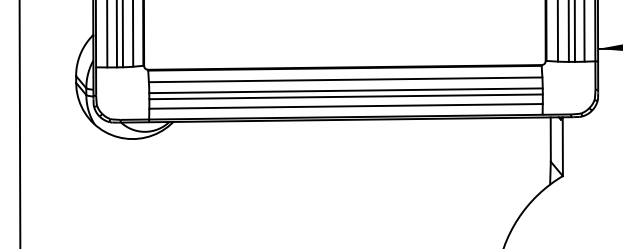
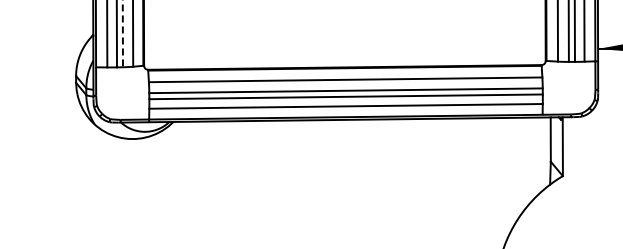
line: solid -> dashed (122, 34)
line: present -> none (19, 123)
